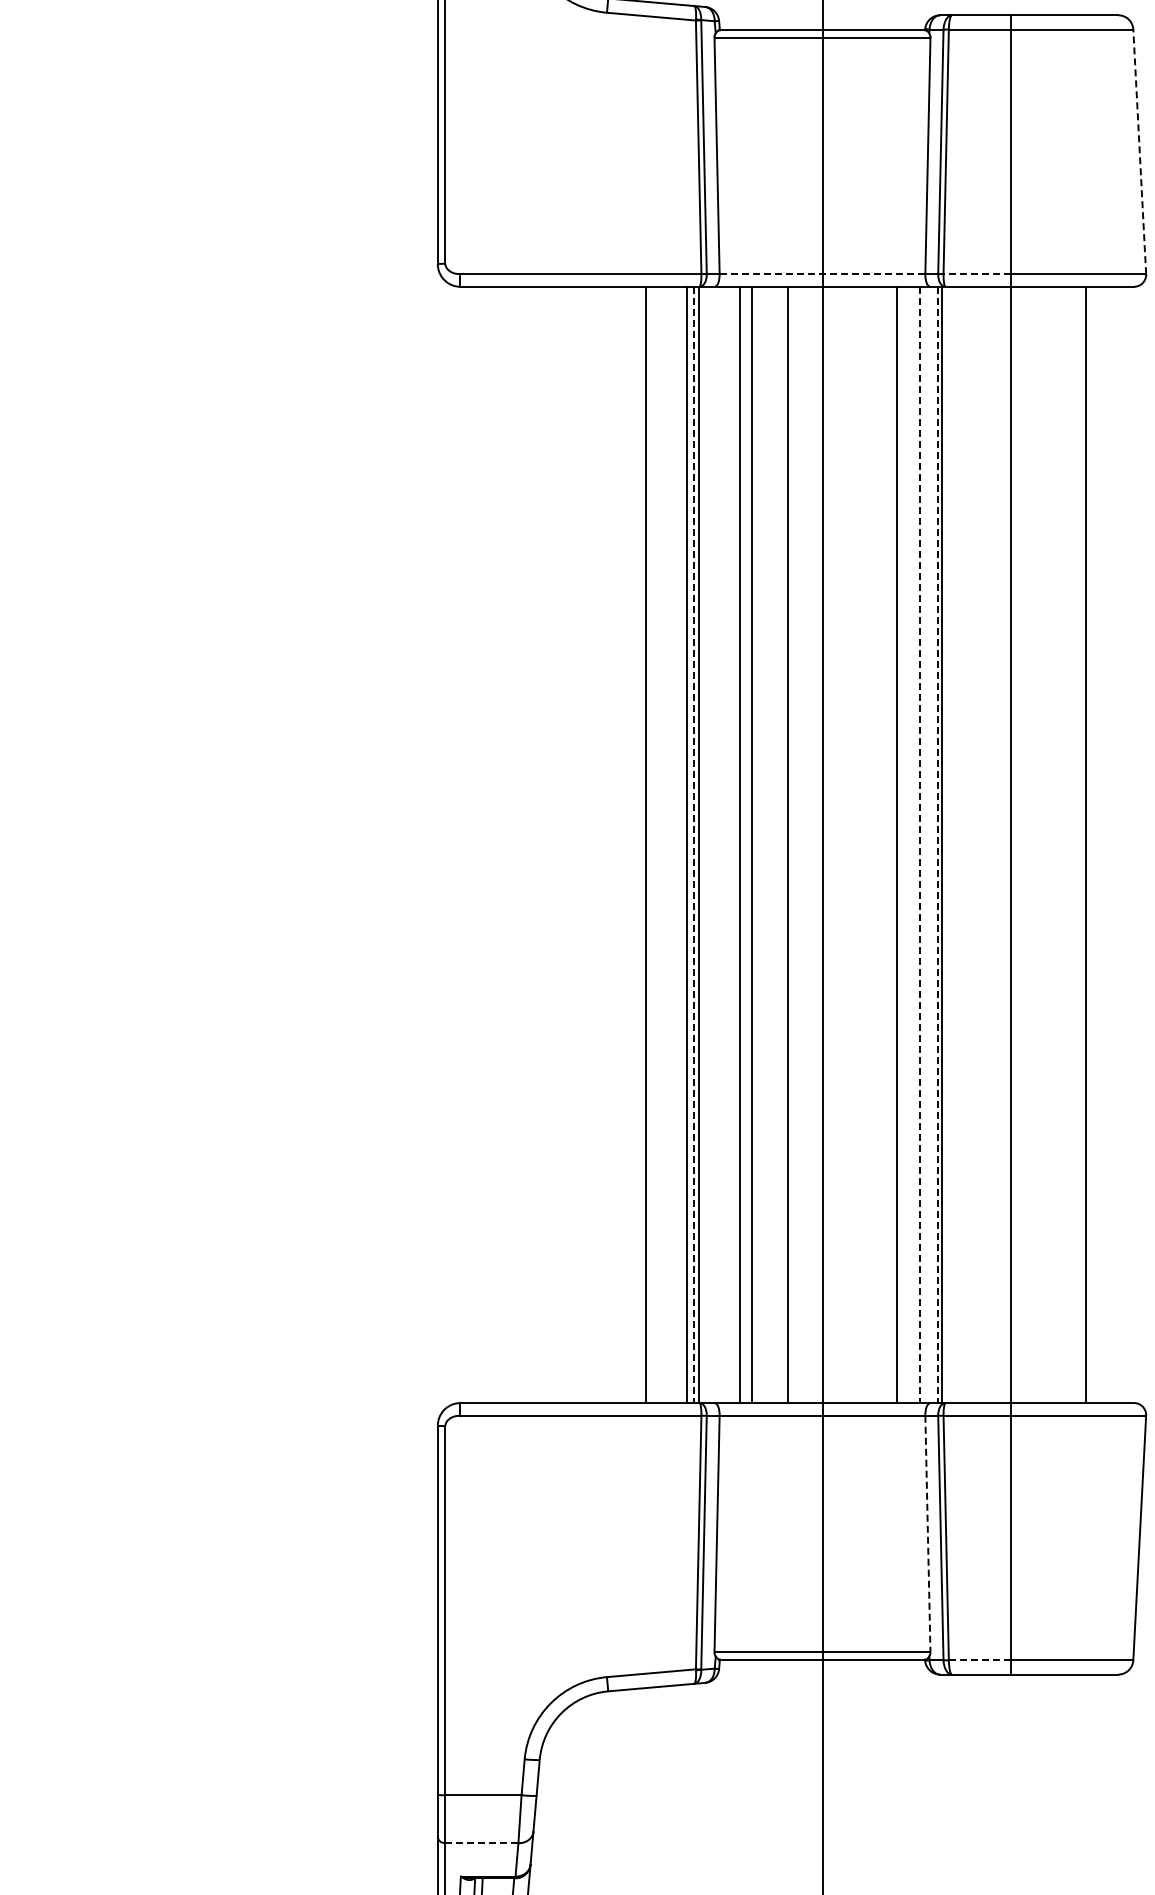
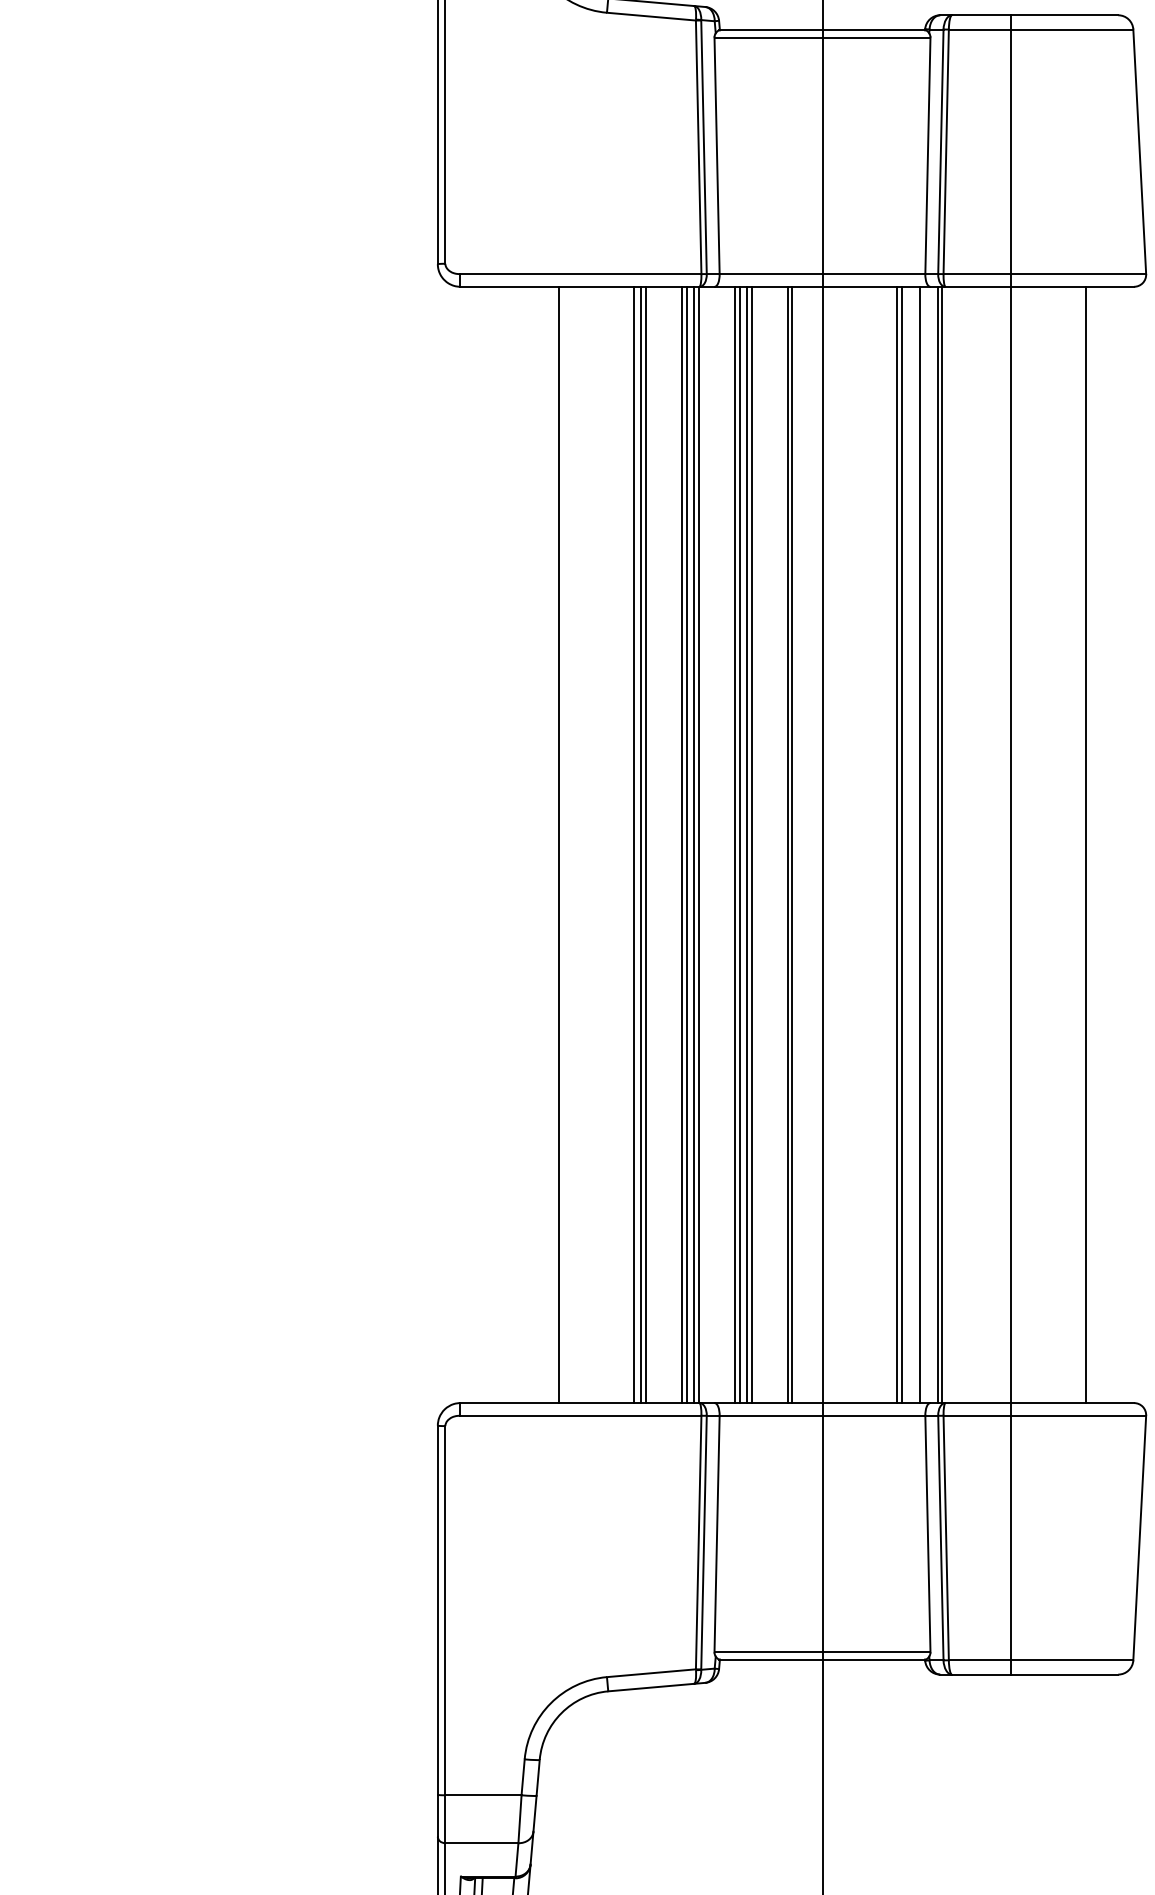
line: dashed -> solid (1139, 151)
line: dashed -> solid (822, 274)
line: dashed -> solid (977, 274)
line: none -> present (558, 844)
line: none -> present (633, 844)
line: none -> present (641, 844)
line: none -> present (682, 844)
line: none -> present (735, 844)
line: none -> present (747, 844)
line: none -> present (792, 844)
line: none -> present (901, 844)
line: dashed -> solid (694, 845)
line: dashed -> solid (919, 845)
line: dashed -> solid (937, 845)
line: dashed -> solid (927, 1534)
line: dashed -> solid (979, 1660)
line: dashed -> solid (481, 1843)
